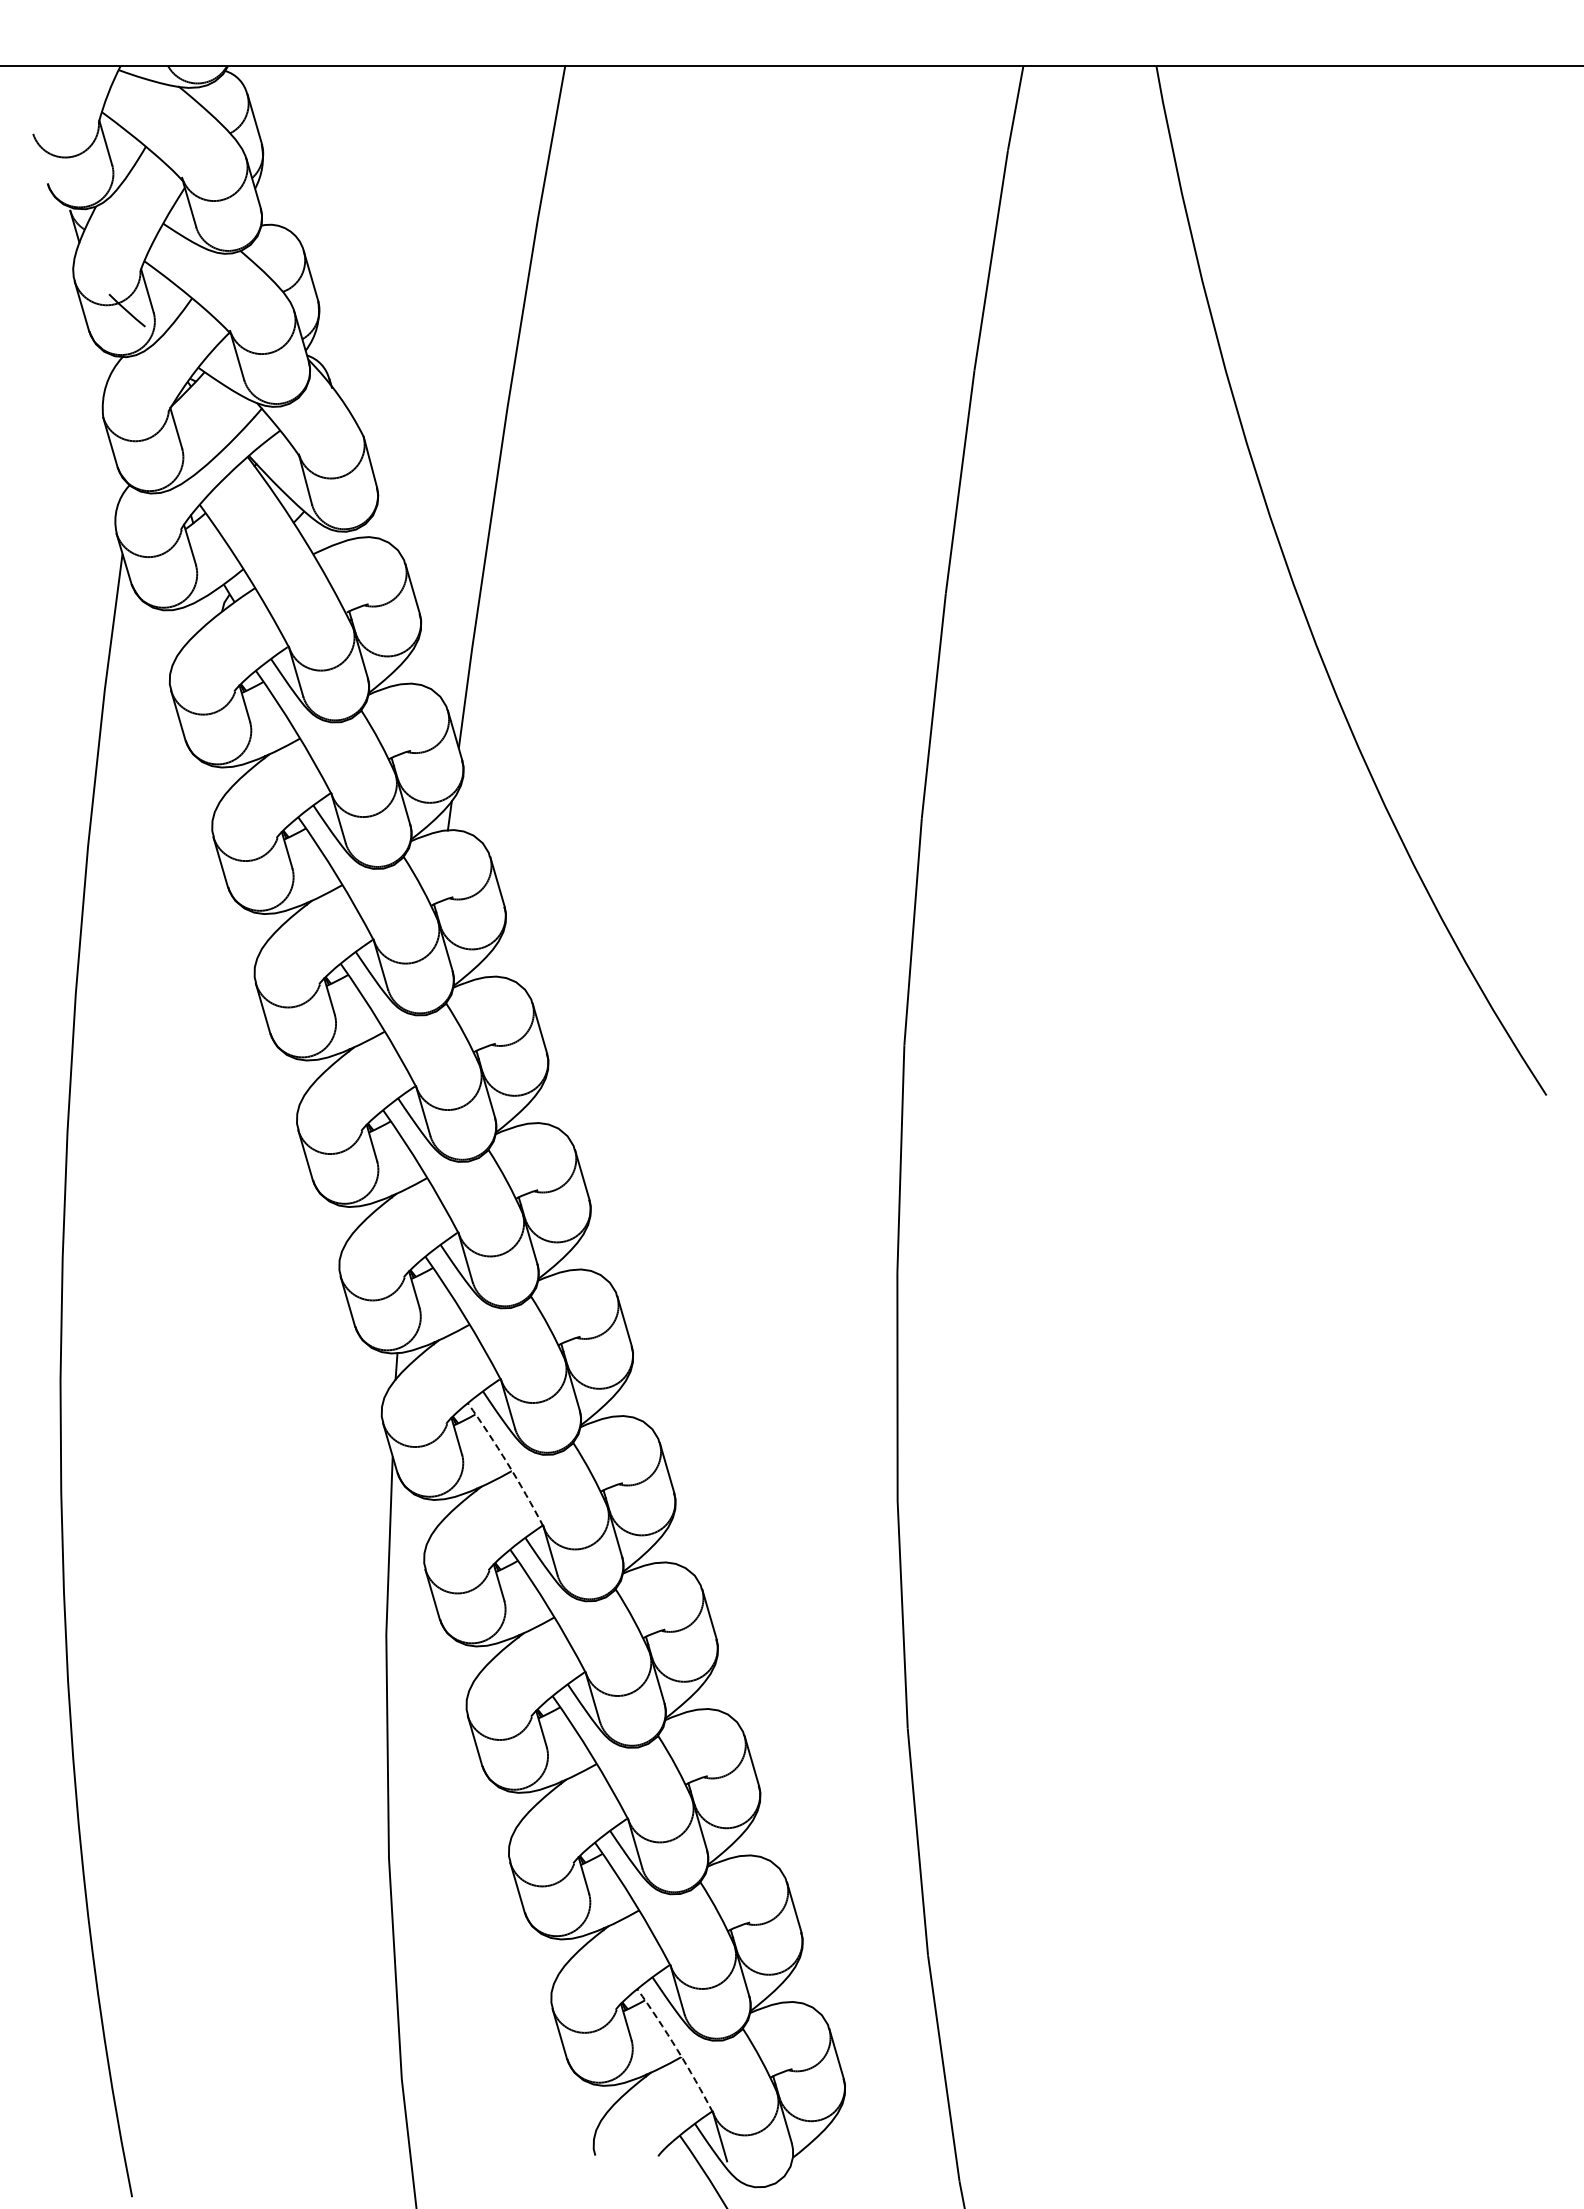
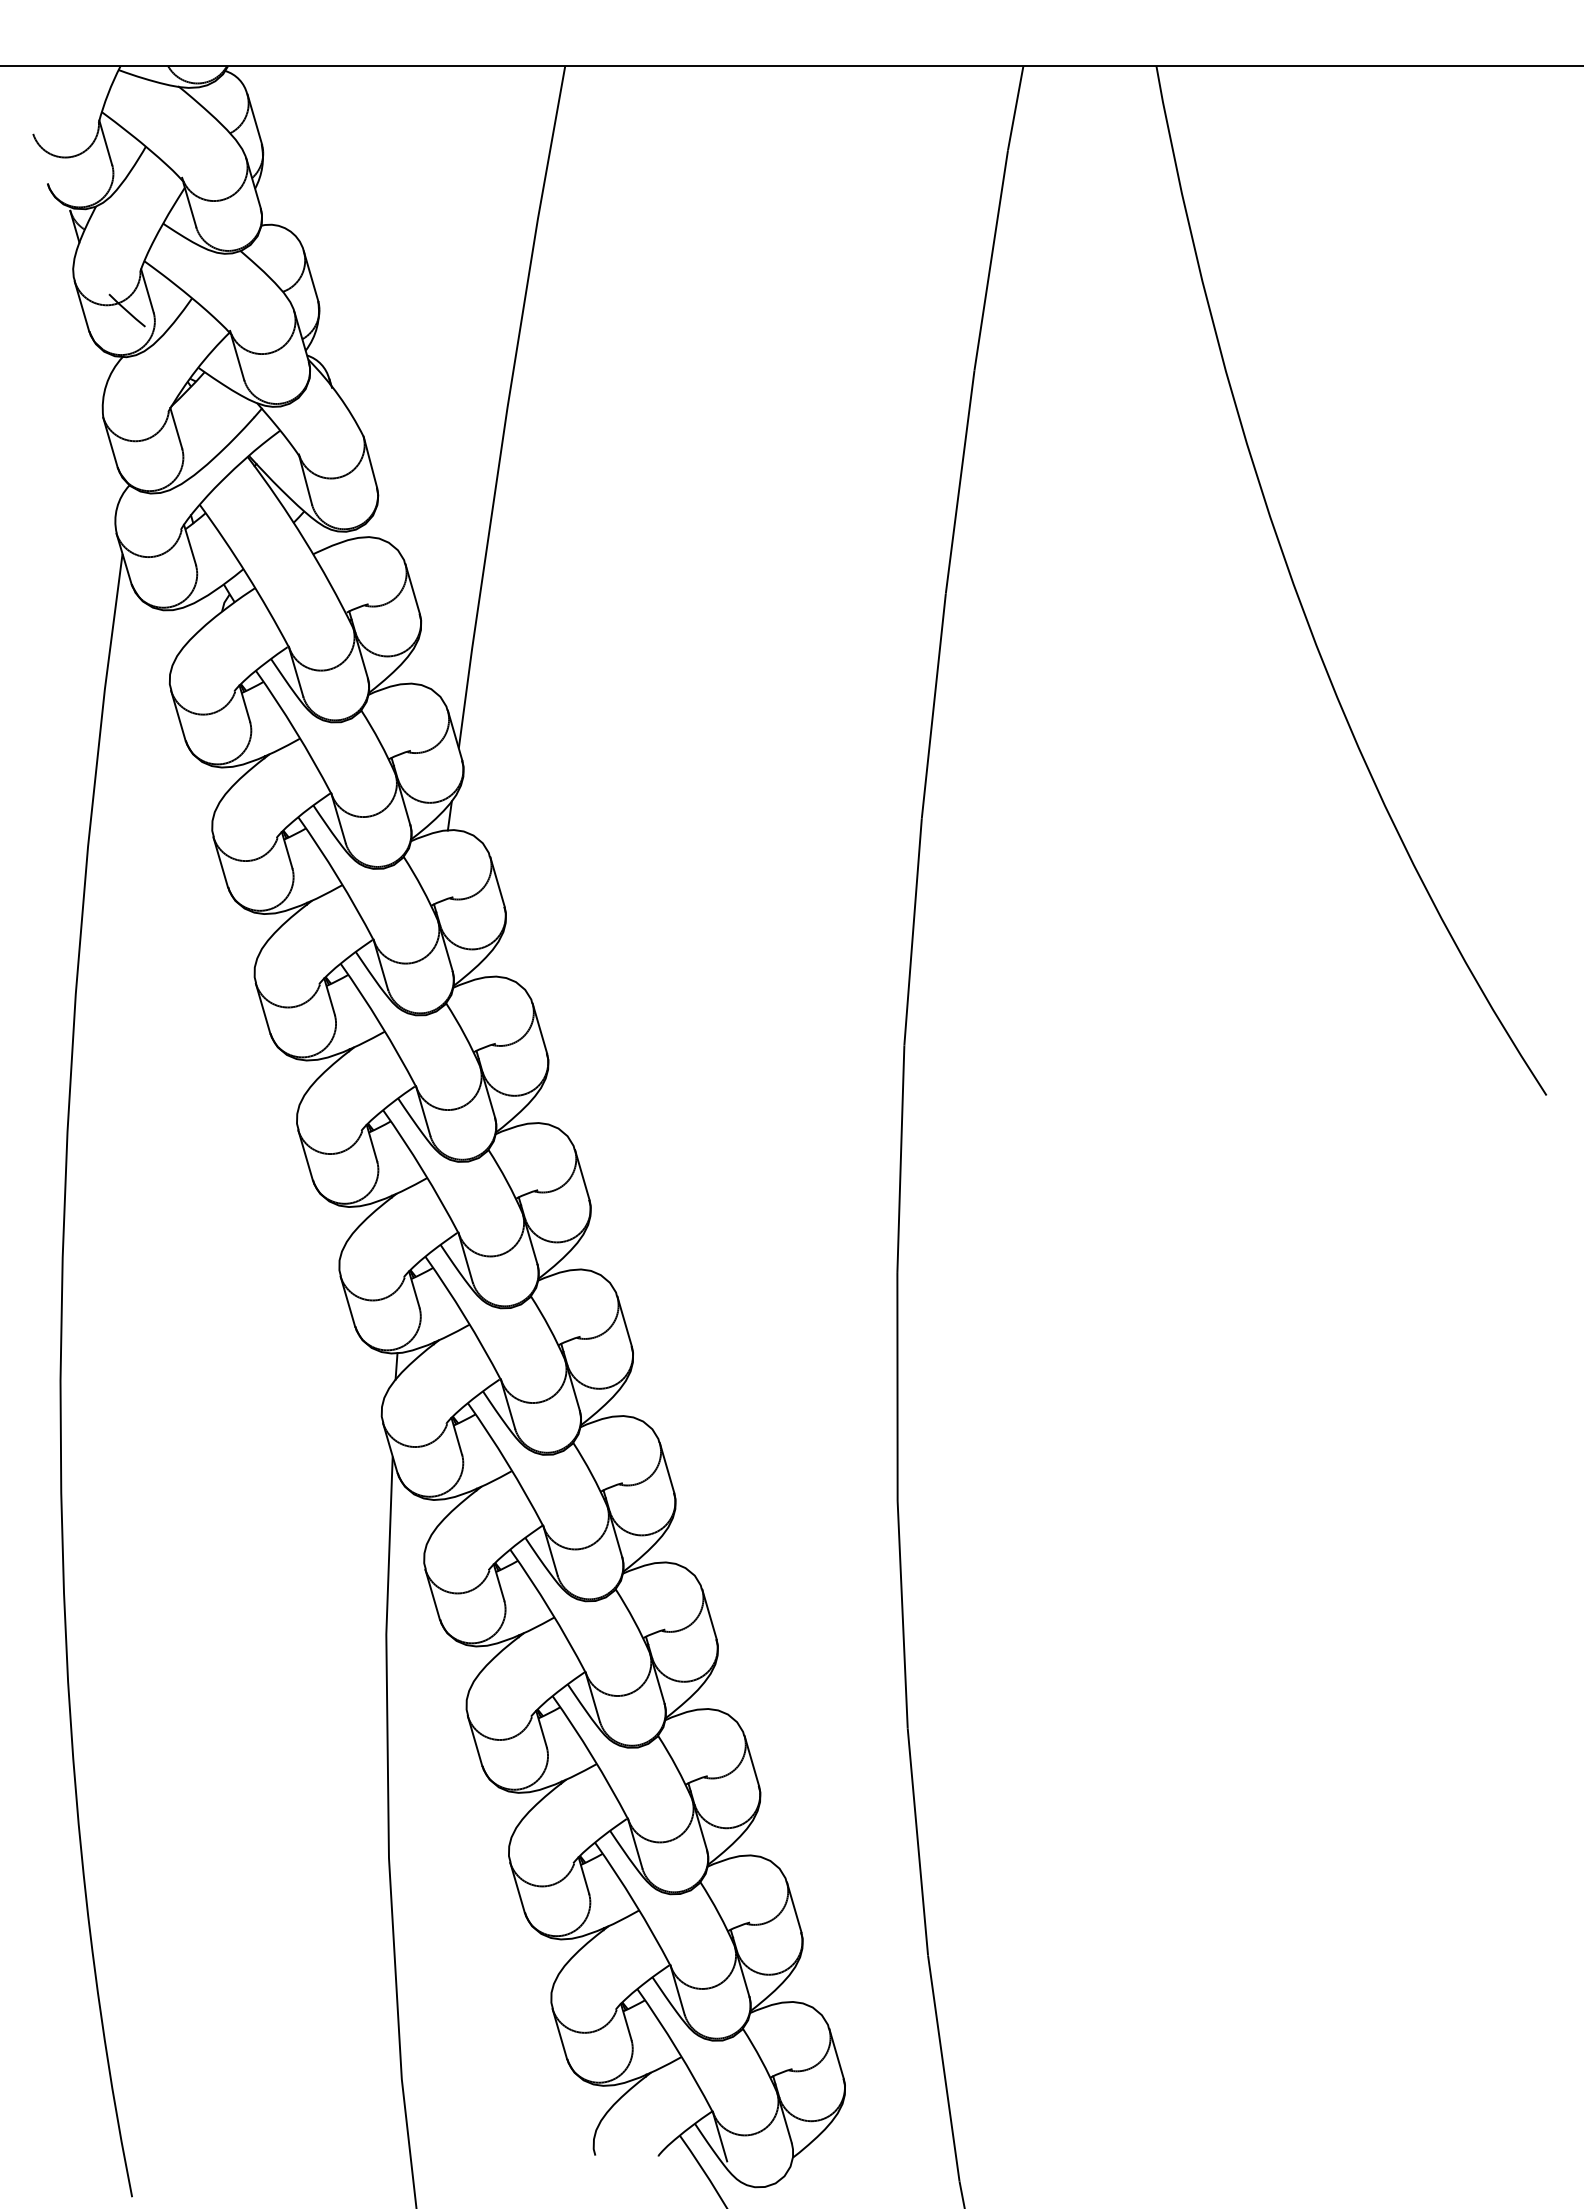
arc: dashed -> solid (507, 1463)
arc: dashed -> solid (677, 2049)
